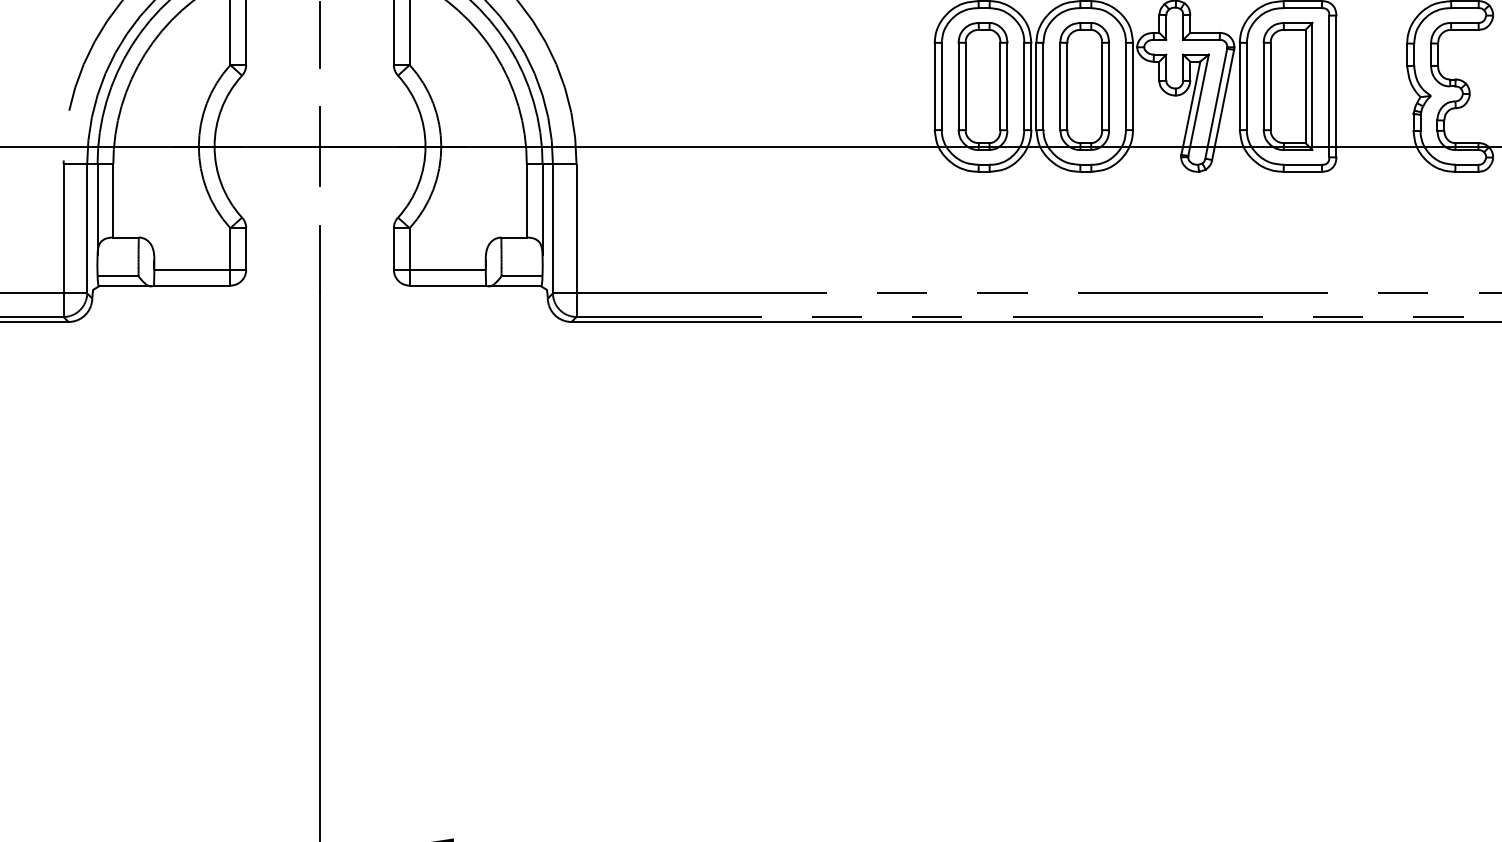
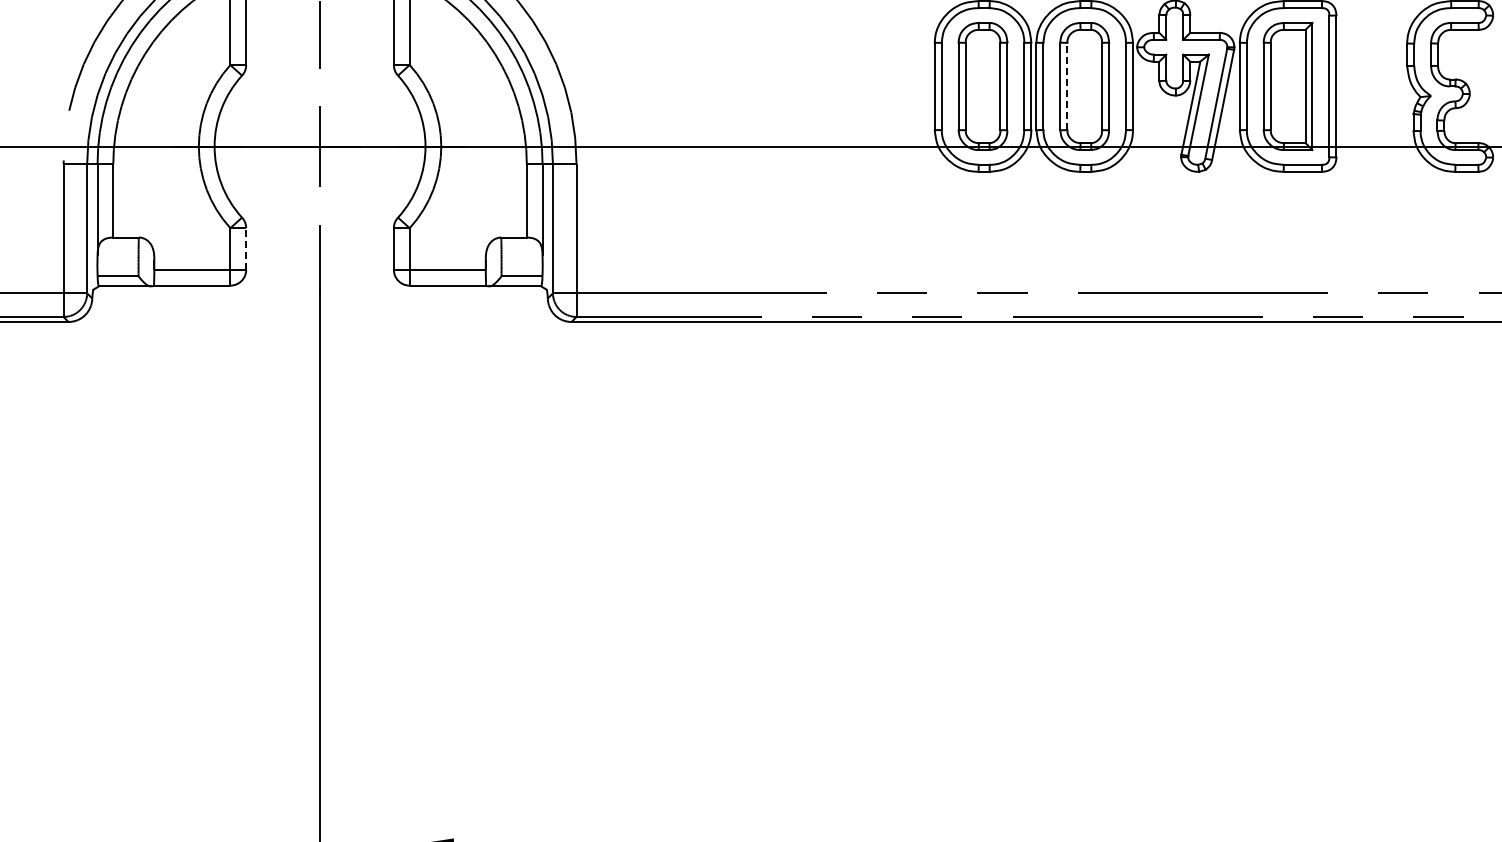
line: solid -> dashed (1067, 86)
line: solid -> dashed (246, 249)
